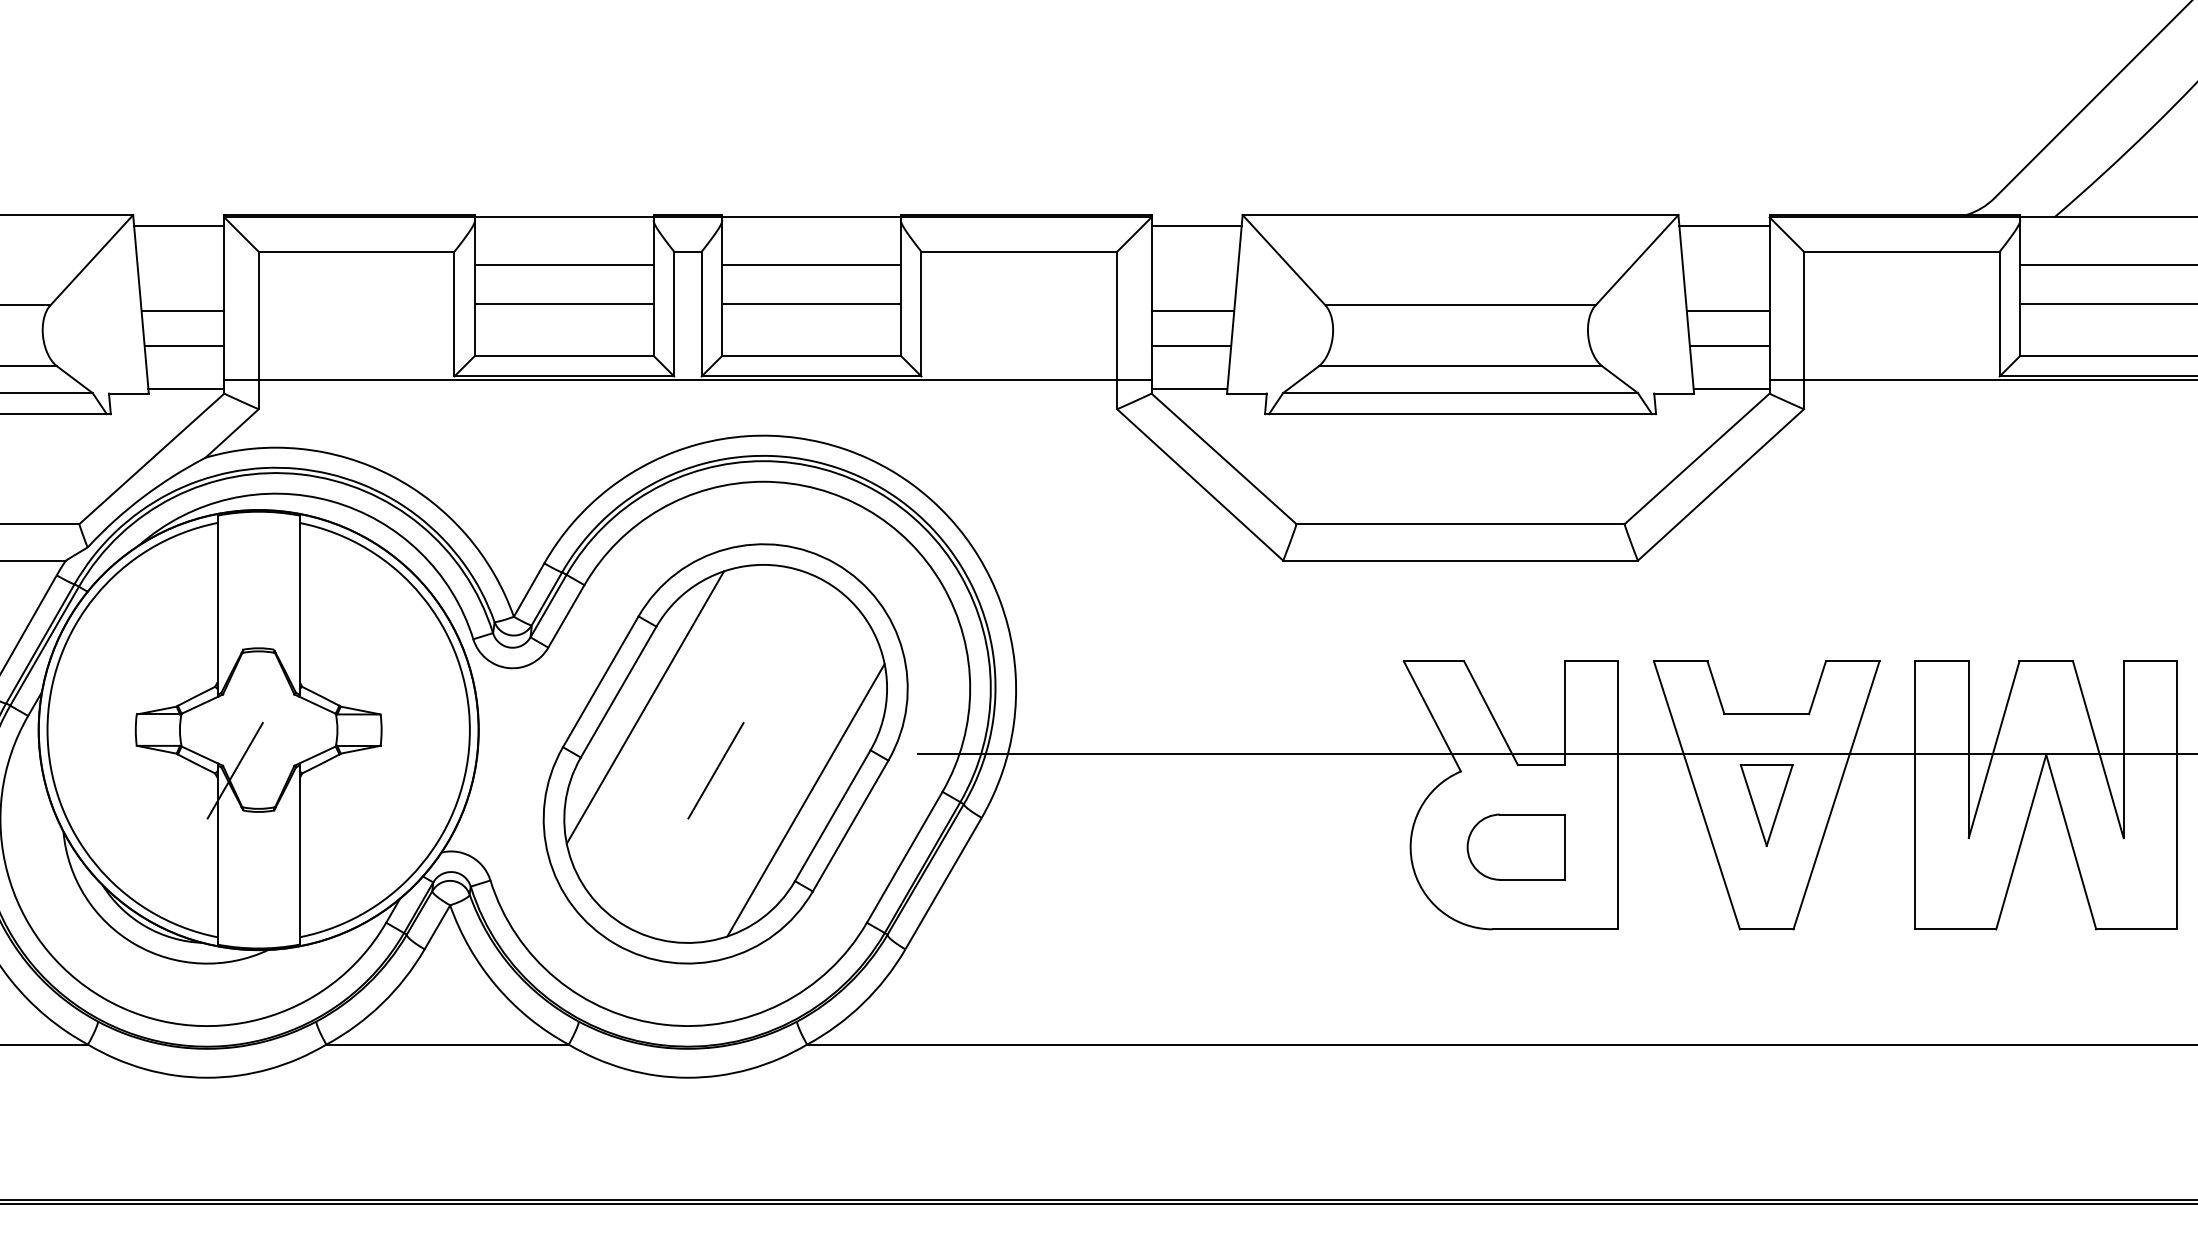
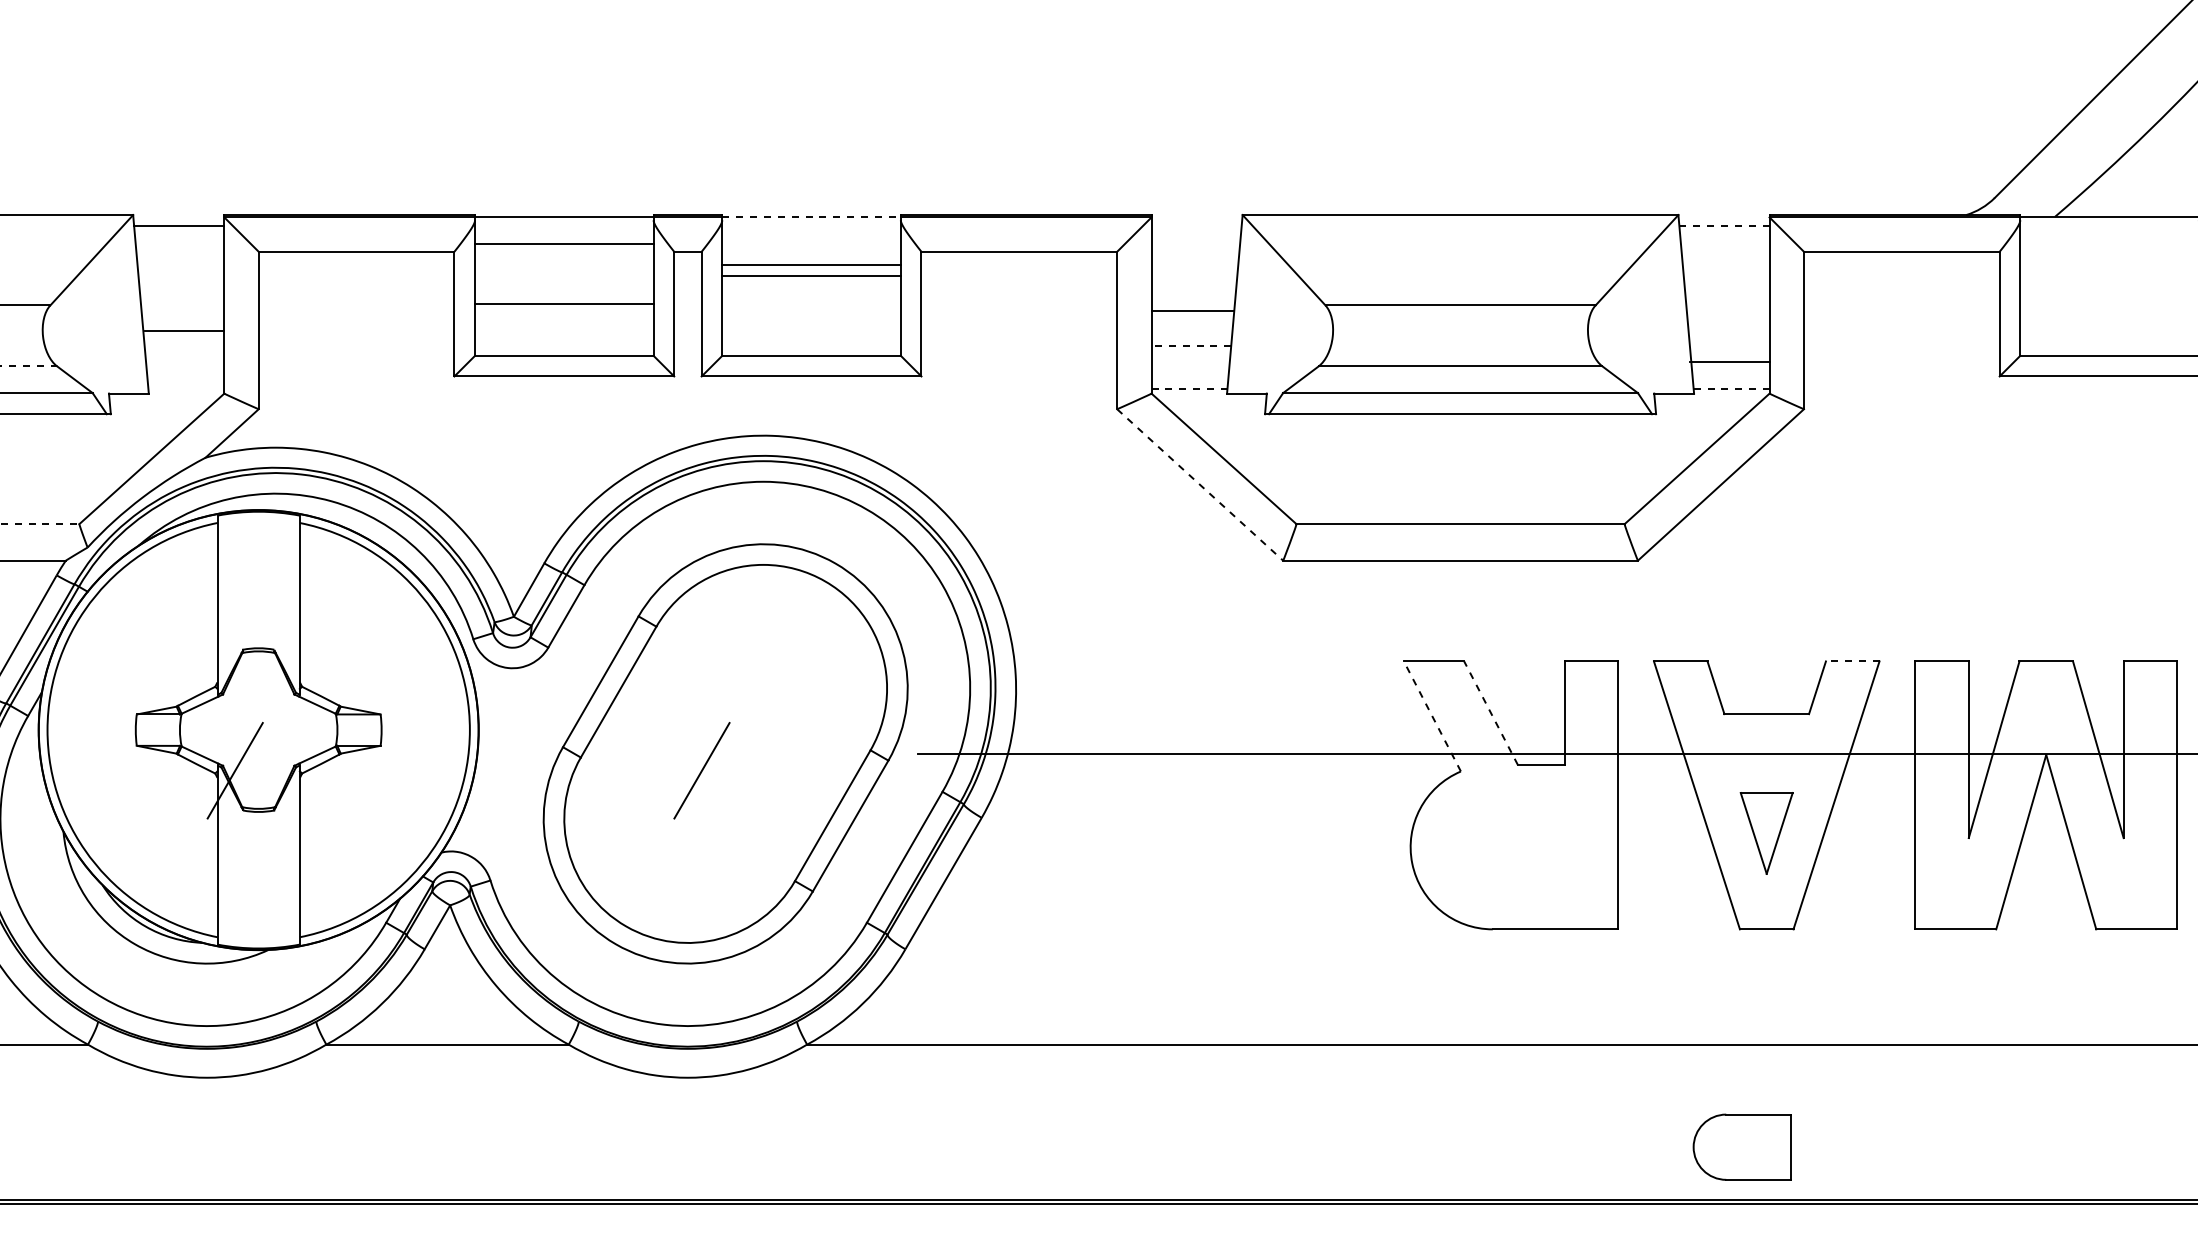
line: solid -> dashed (812, 216)
line: present -> none (1196, 226)
line: solid -> dashed (1725, 226)
line position: (564, 264) -> (564, 243) (564, 243)
line: present -> none (2107, 264)
line position: (811, 304) -> (811, 276) (811, 276)
line: present -> none (2107, 304)
line: present -> none (182, 311)
line: present -> none (1727, 311)
line position: (184, 345) -> (184, 330) (184, 330)
line: solid -> dashed (1191, 345)
line position: (1729, 345) -> (1729, 361) (1729, 361)
line: solid -> dashed (29, 366)
line: present -> none (687, 379)
line: present -> none (1981, 379)
line: present -> none (186, 388)
line: solid -> dashed (1189, 388)
line: solid -> dashed (1731, 388)
line: solid -> dashed (1200, 485)
line: solid -> dashed (40, 524)
line: solid -> dashed (1852, 661)
line: present -> none (645, 707)
line: solid -> dashed (1490, 712)
line: solid -> dashed (1432, 716)
line position: (715, 770) -> (701, 770) (701, 770)
line: present -> none (805, 800)
part position: (1766, 805) -> (1766, 833) (1766, 833)
part position: (1515, 846) -> (1741, 1146) (1741, 1146)
